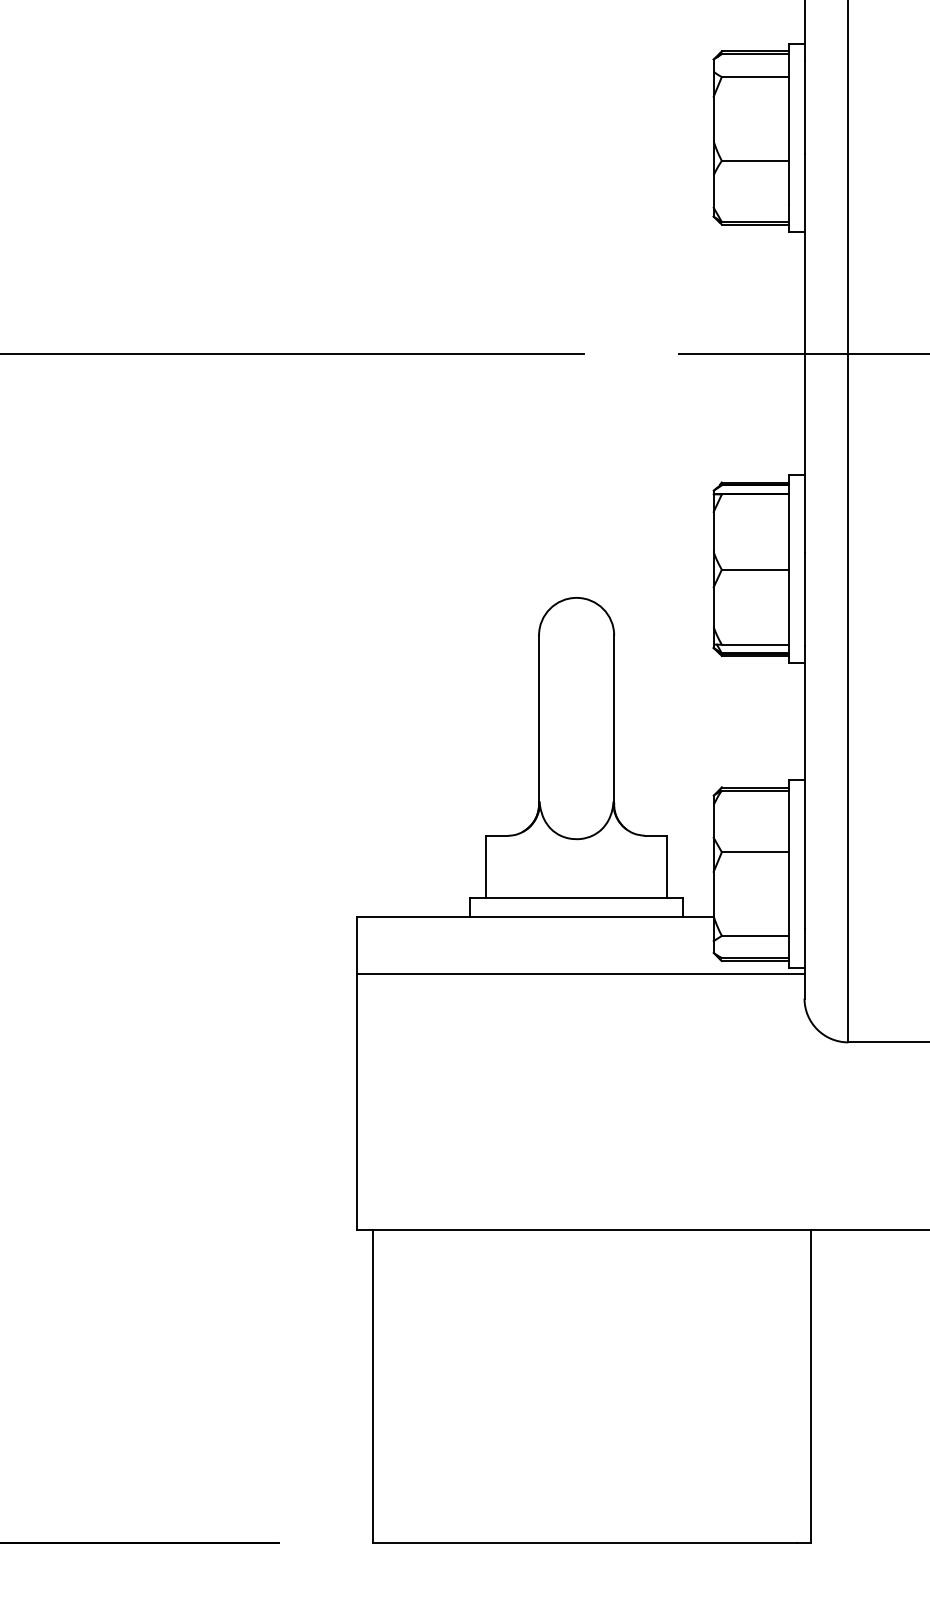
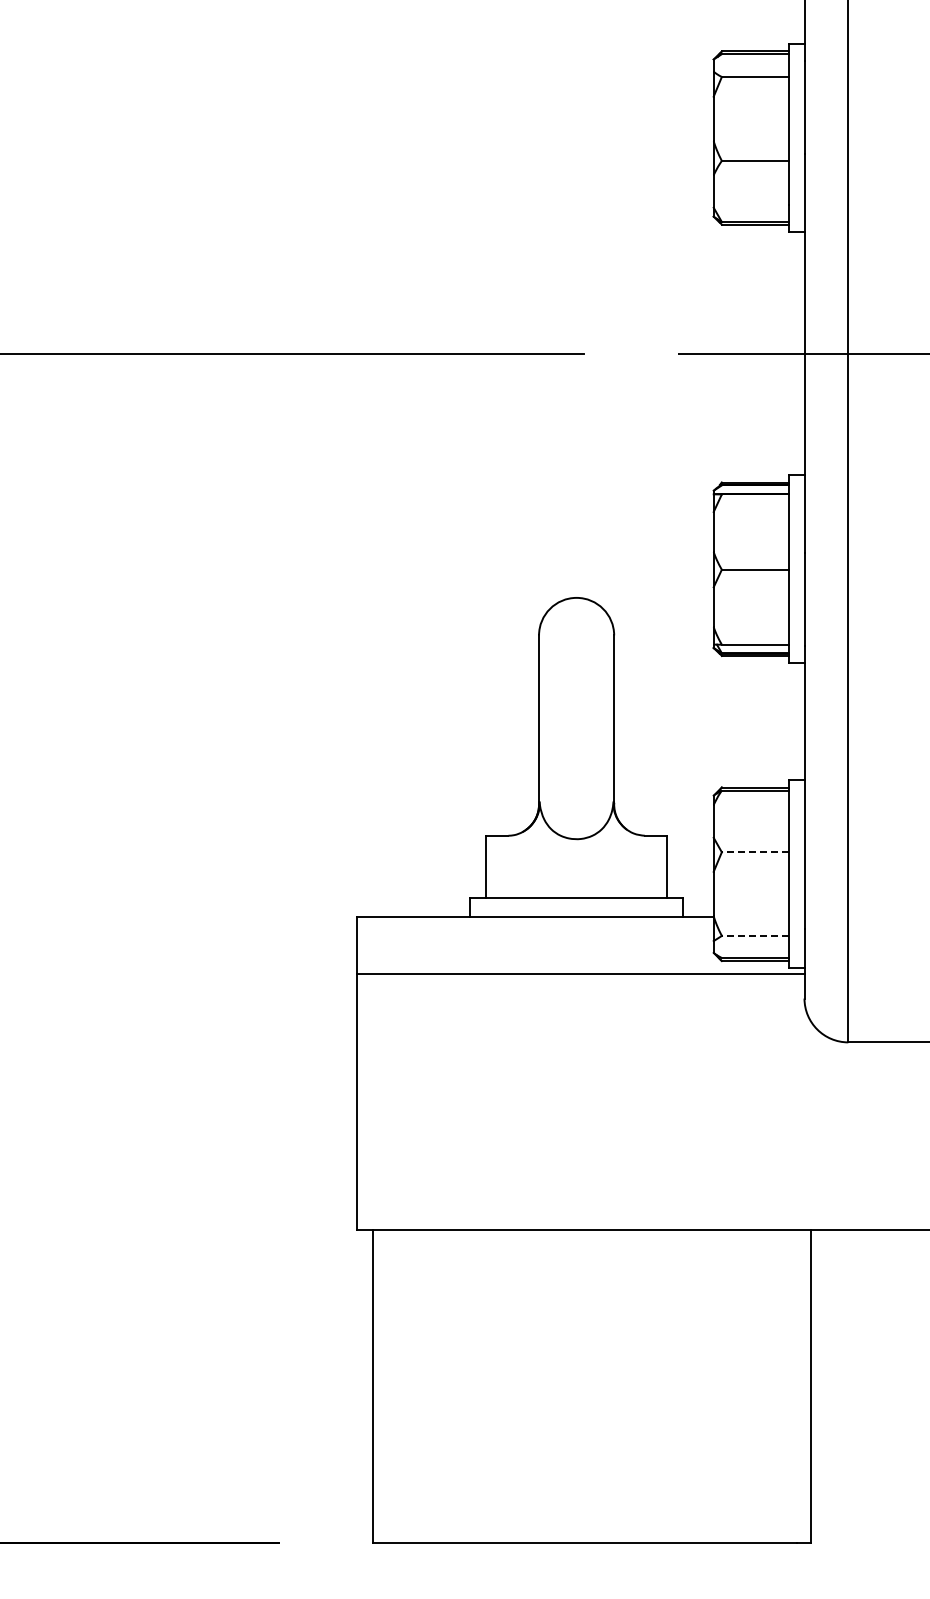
line: solid -> dashed (754, 852)
line: solid -> dashed (754, 935)
